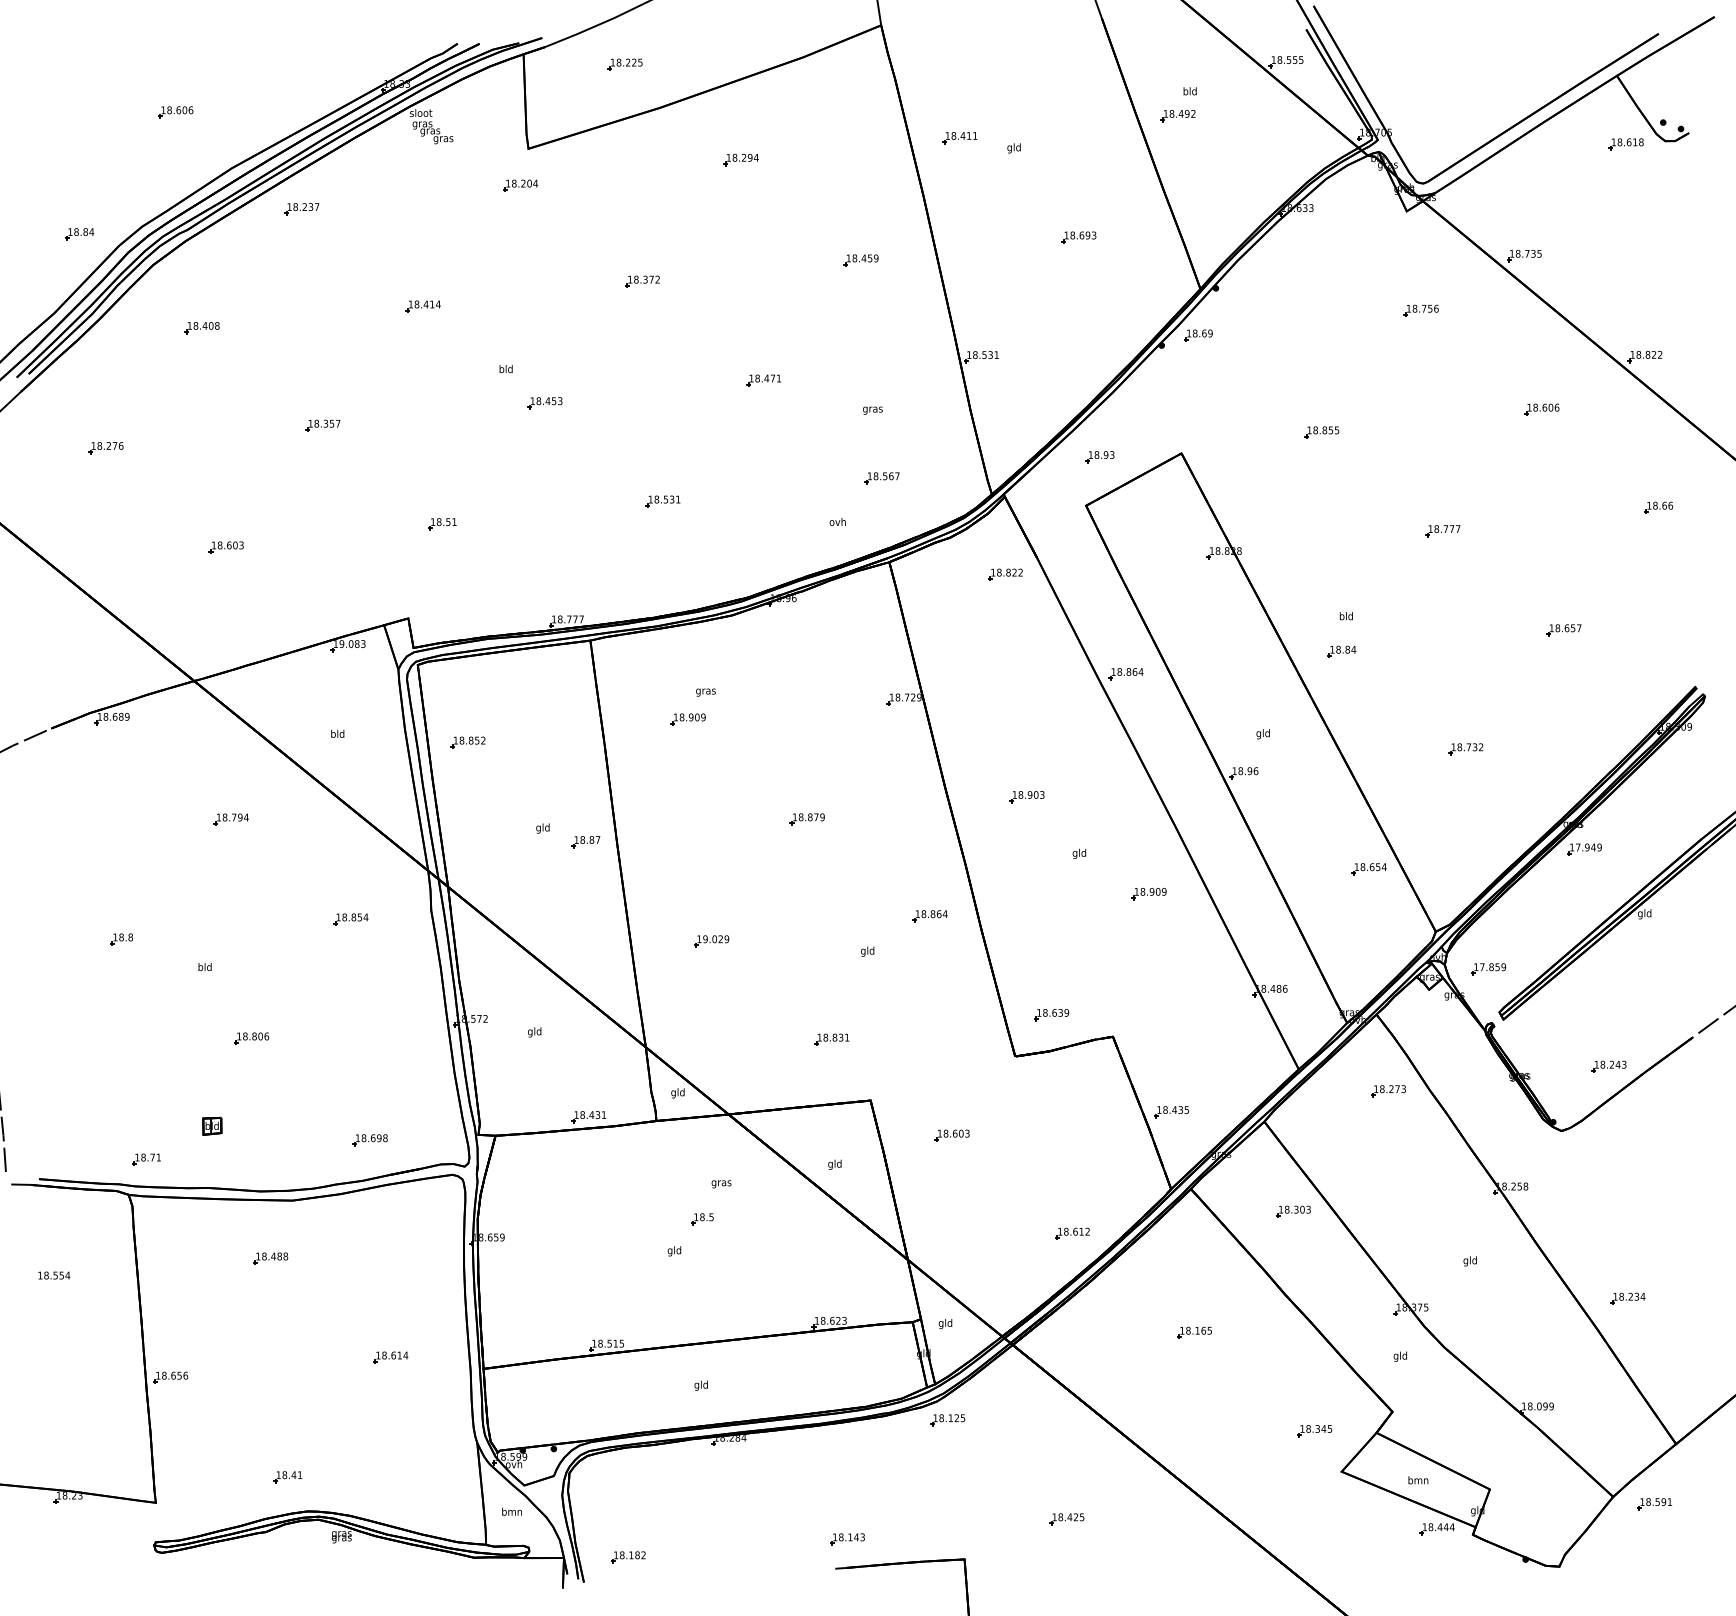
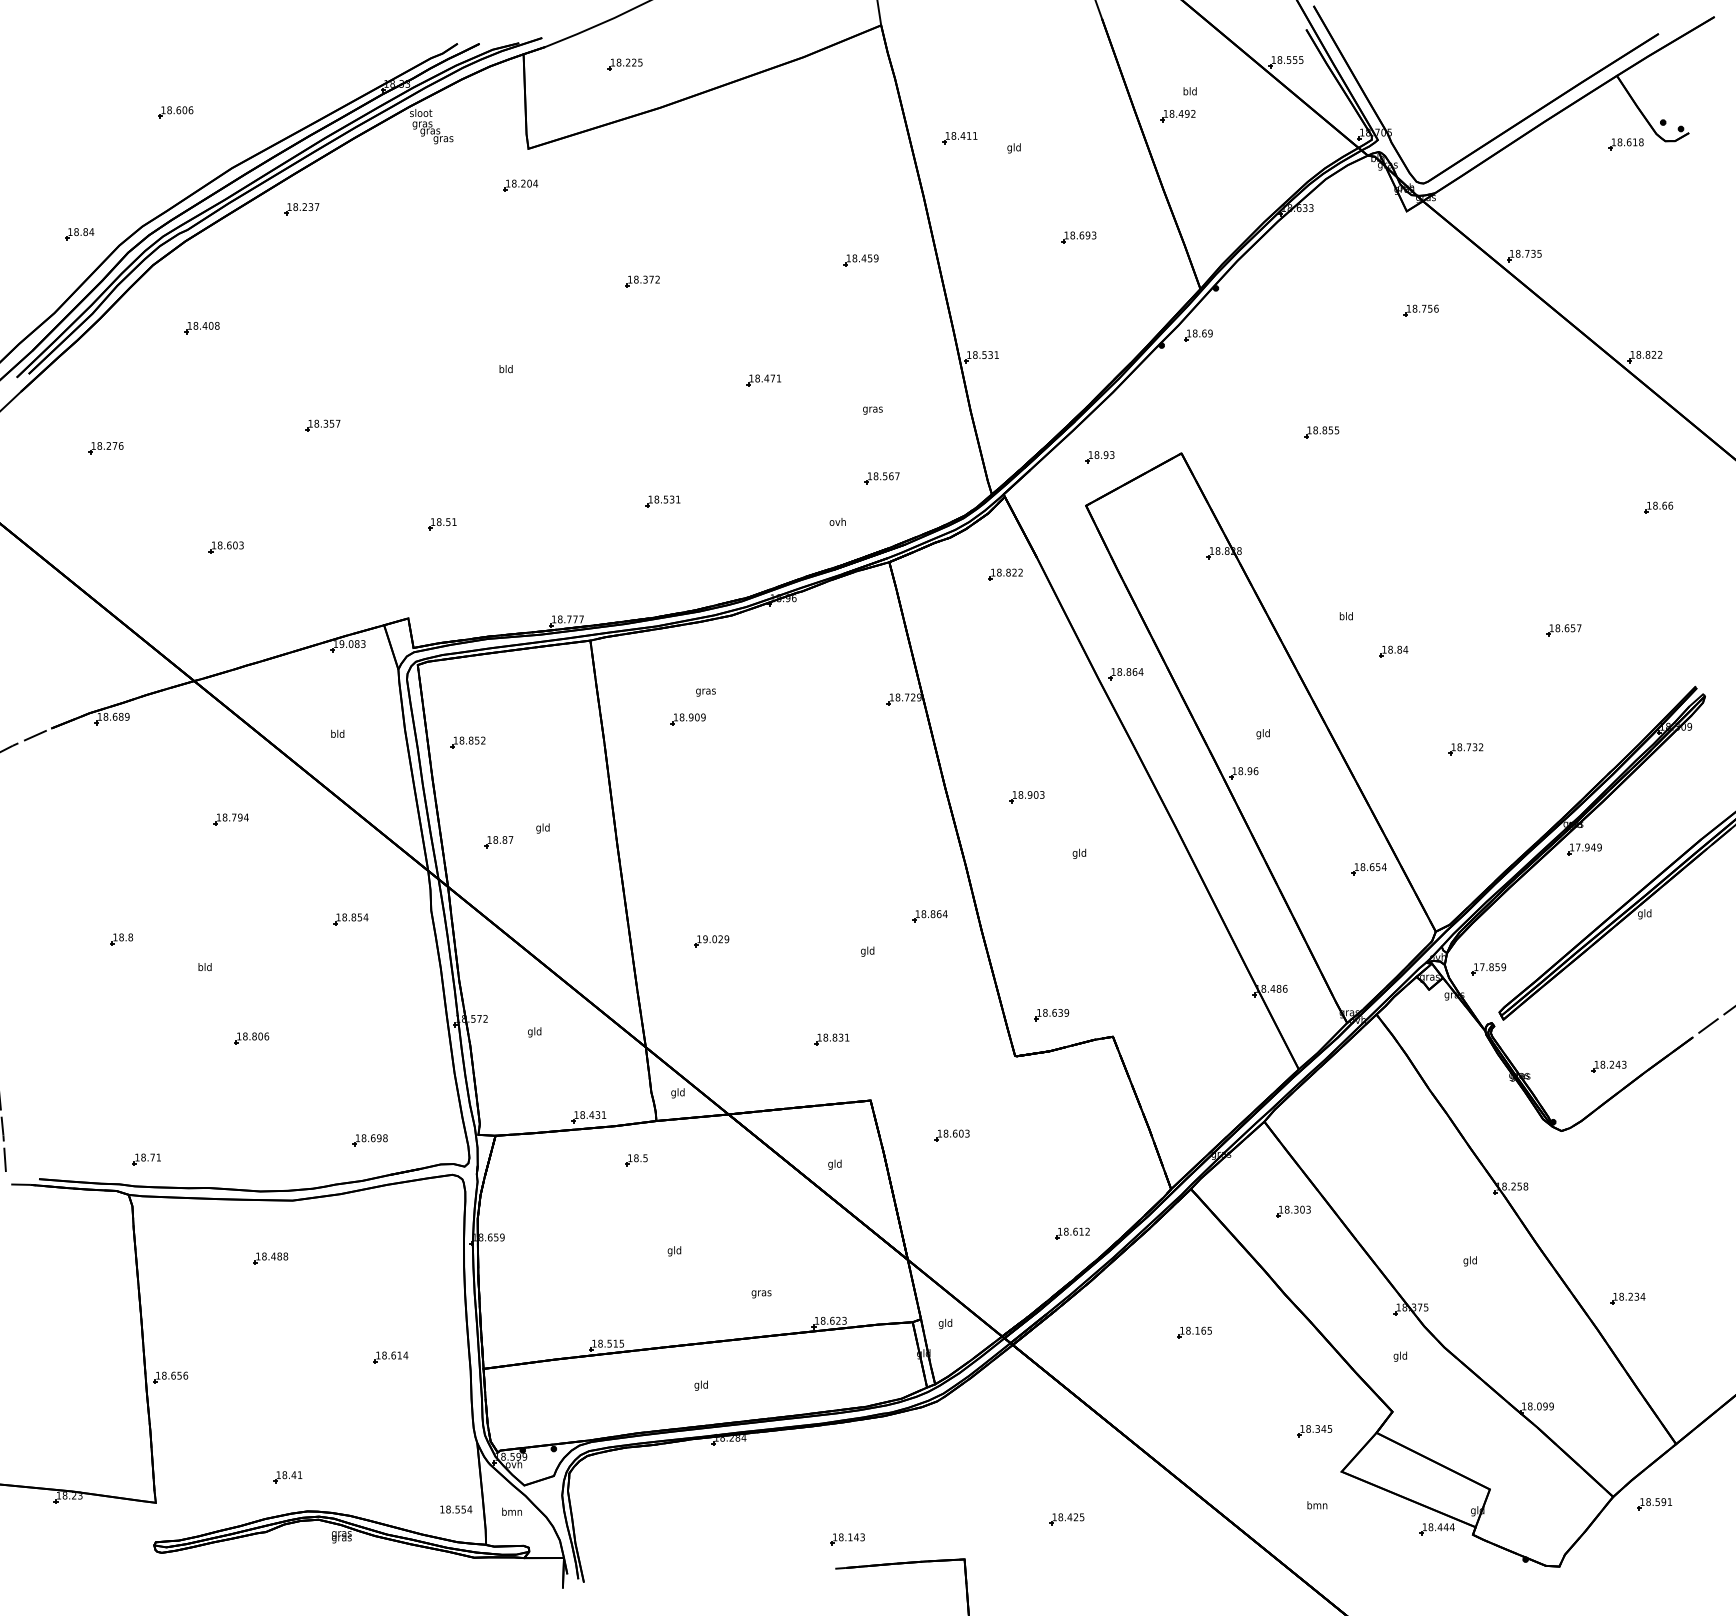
part: present -> none (740, 159)
part: present -> none (422, 306)
part: present -> none (544, 403)
part: present -> none (1541, 409)
part: present -> none (1442, 531)
part position: (1341, 651) -> (1393, 651) (1393, 651)
part: present -> none (806, 819)
part position: (585, 842) -> (498, 842) (498, 842)
part: present -> none (1148, 894)
part: present -> none (1388, 1091)
part: present -> none (1171, 1112)
part: present -> none (212, 1125)
text position: (721, 1184) -> (761, 1294) (761, 1294)
part position: (702, 1219) -> (636, 1160) (636, 1160)
text position: (54, 1275) -> (456, 1509) (456, 1509)
part: present -> none (947, 1420)
text position: (1418, 1480) -> (1317, 1505) (1317, 1505)
part: present -> none (628, 1557)
